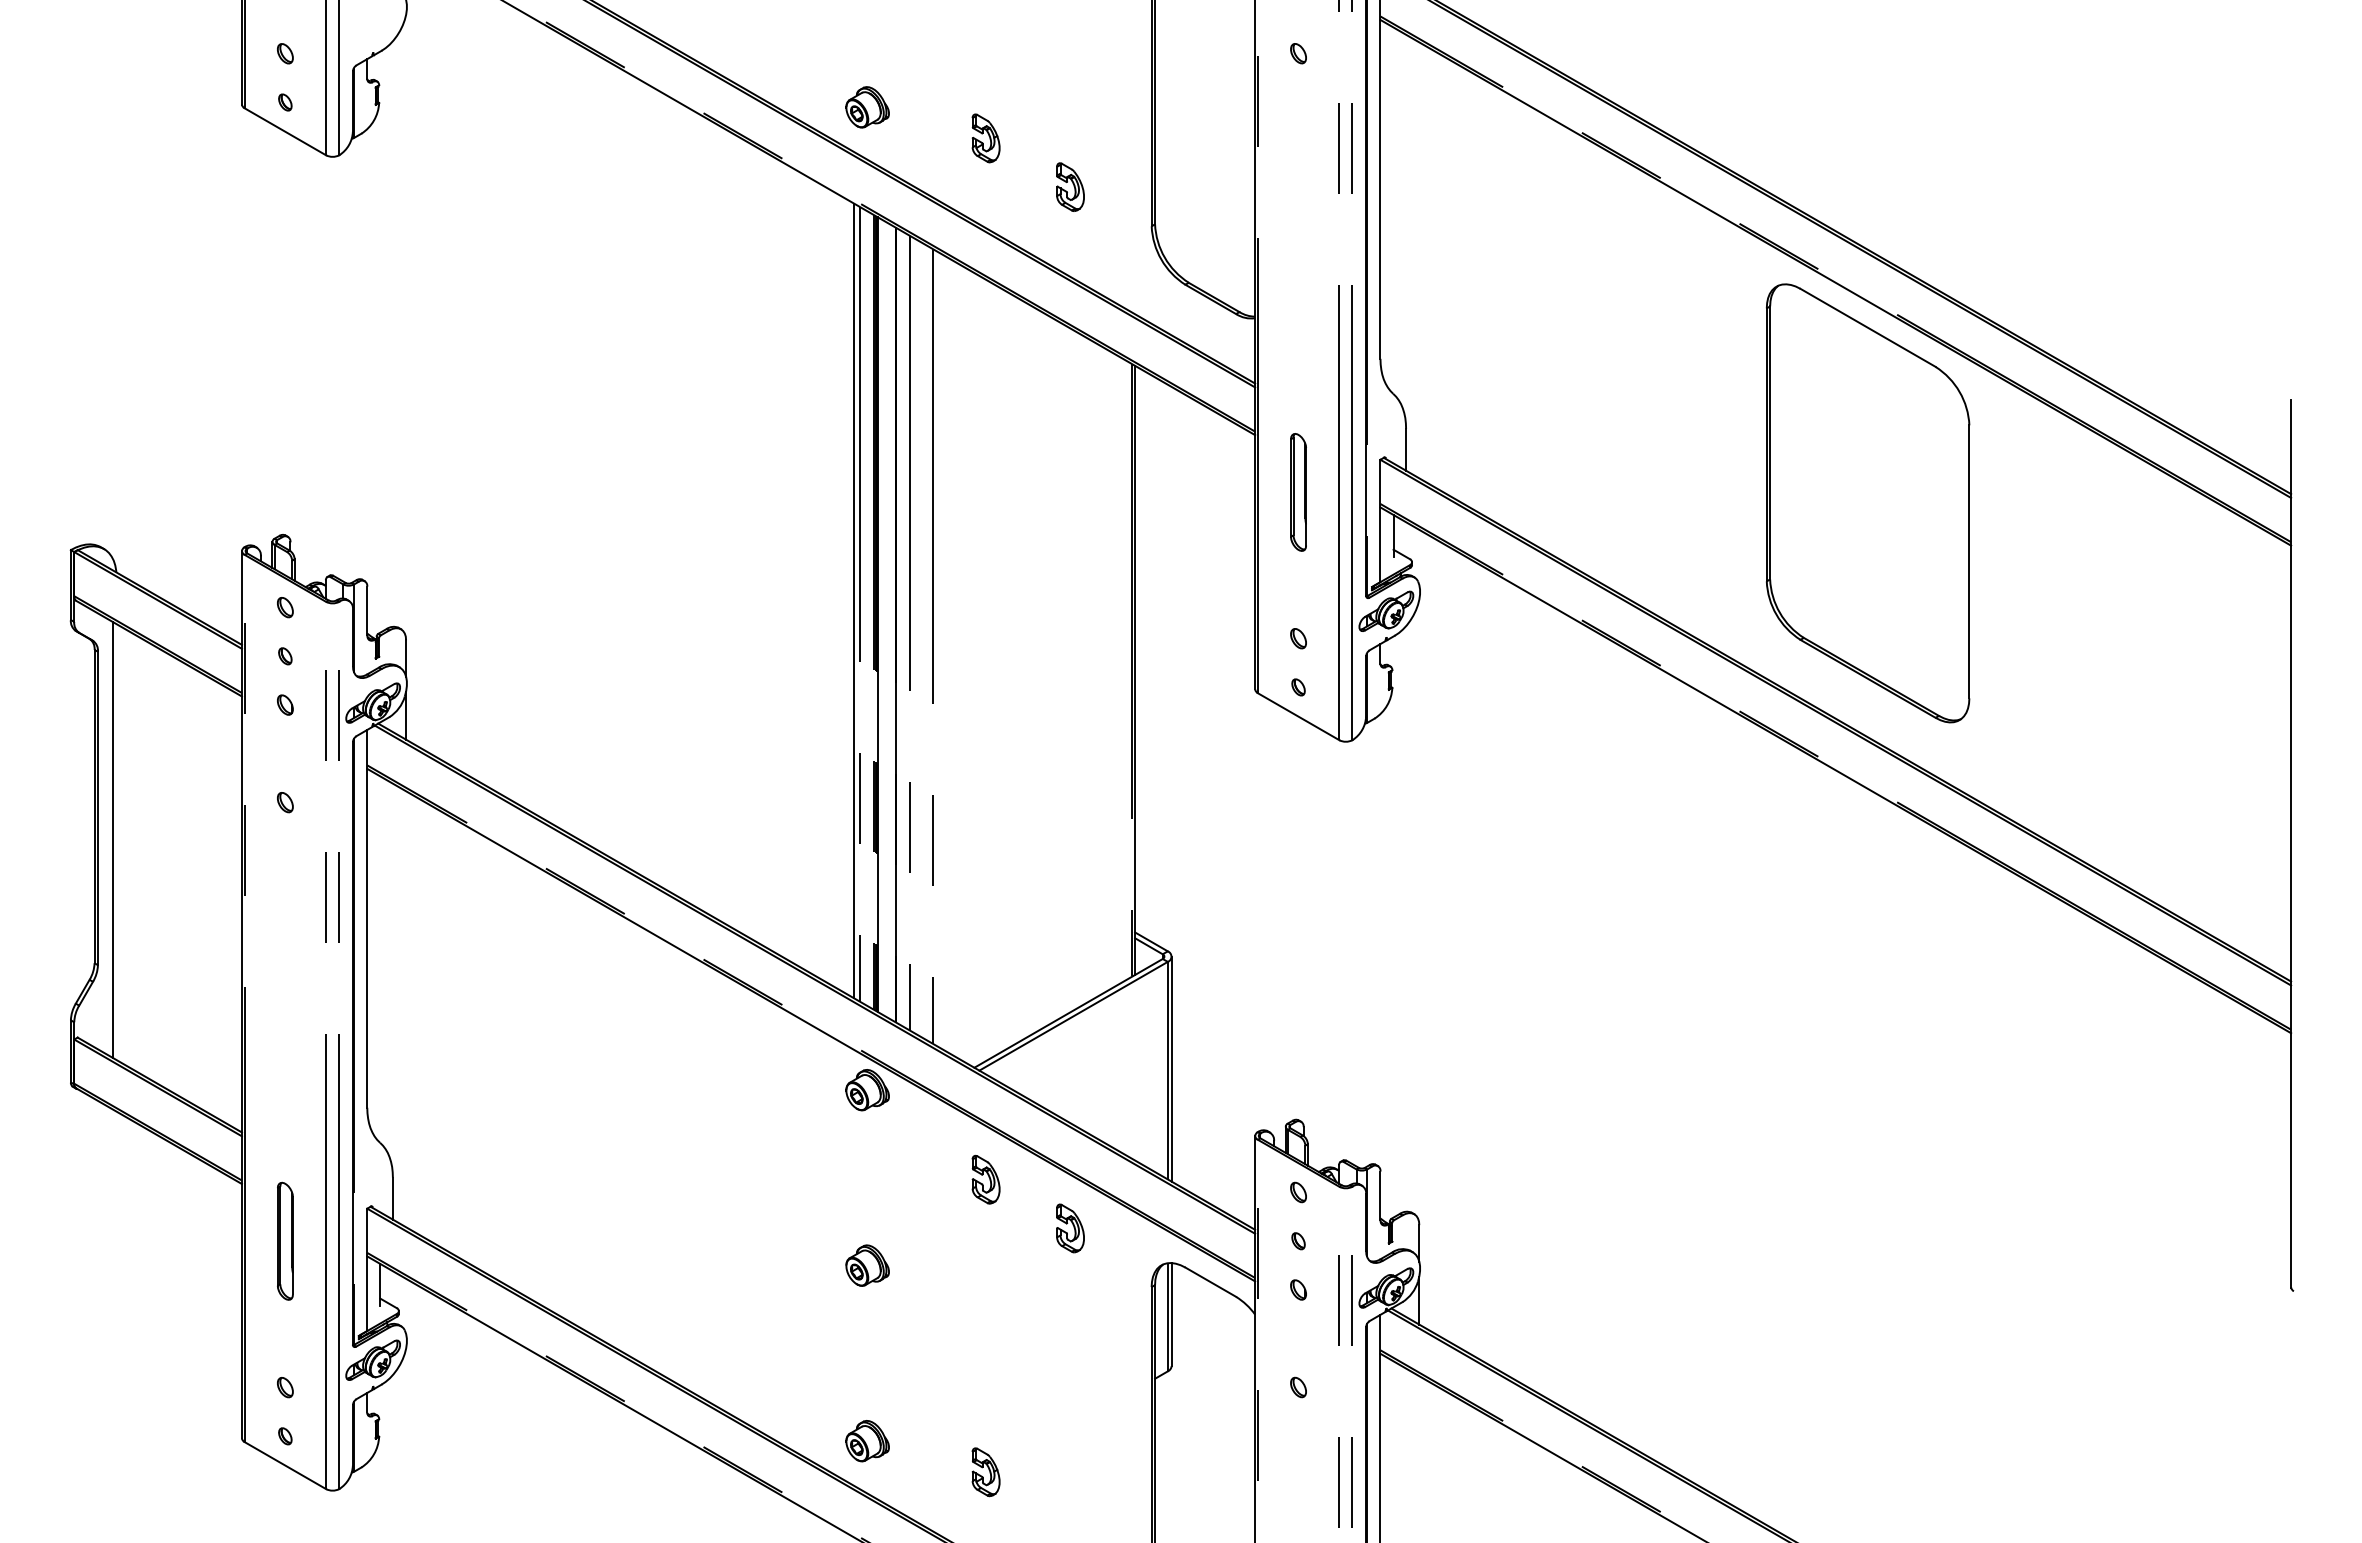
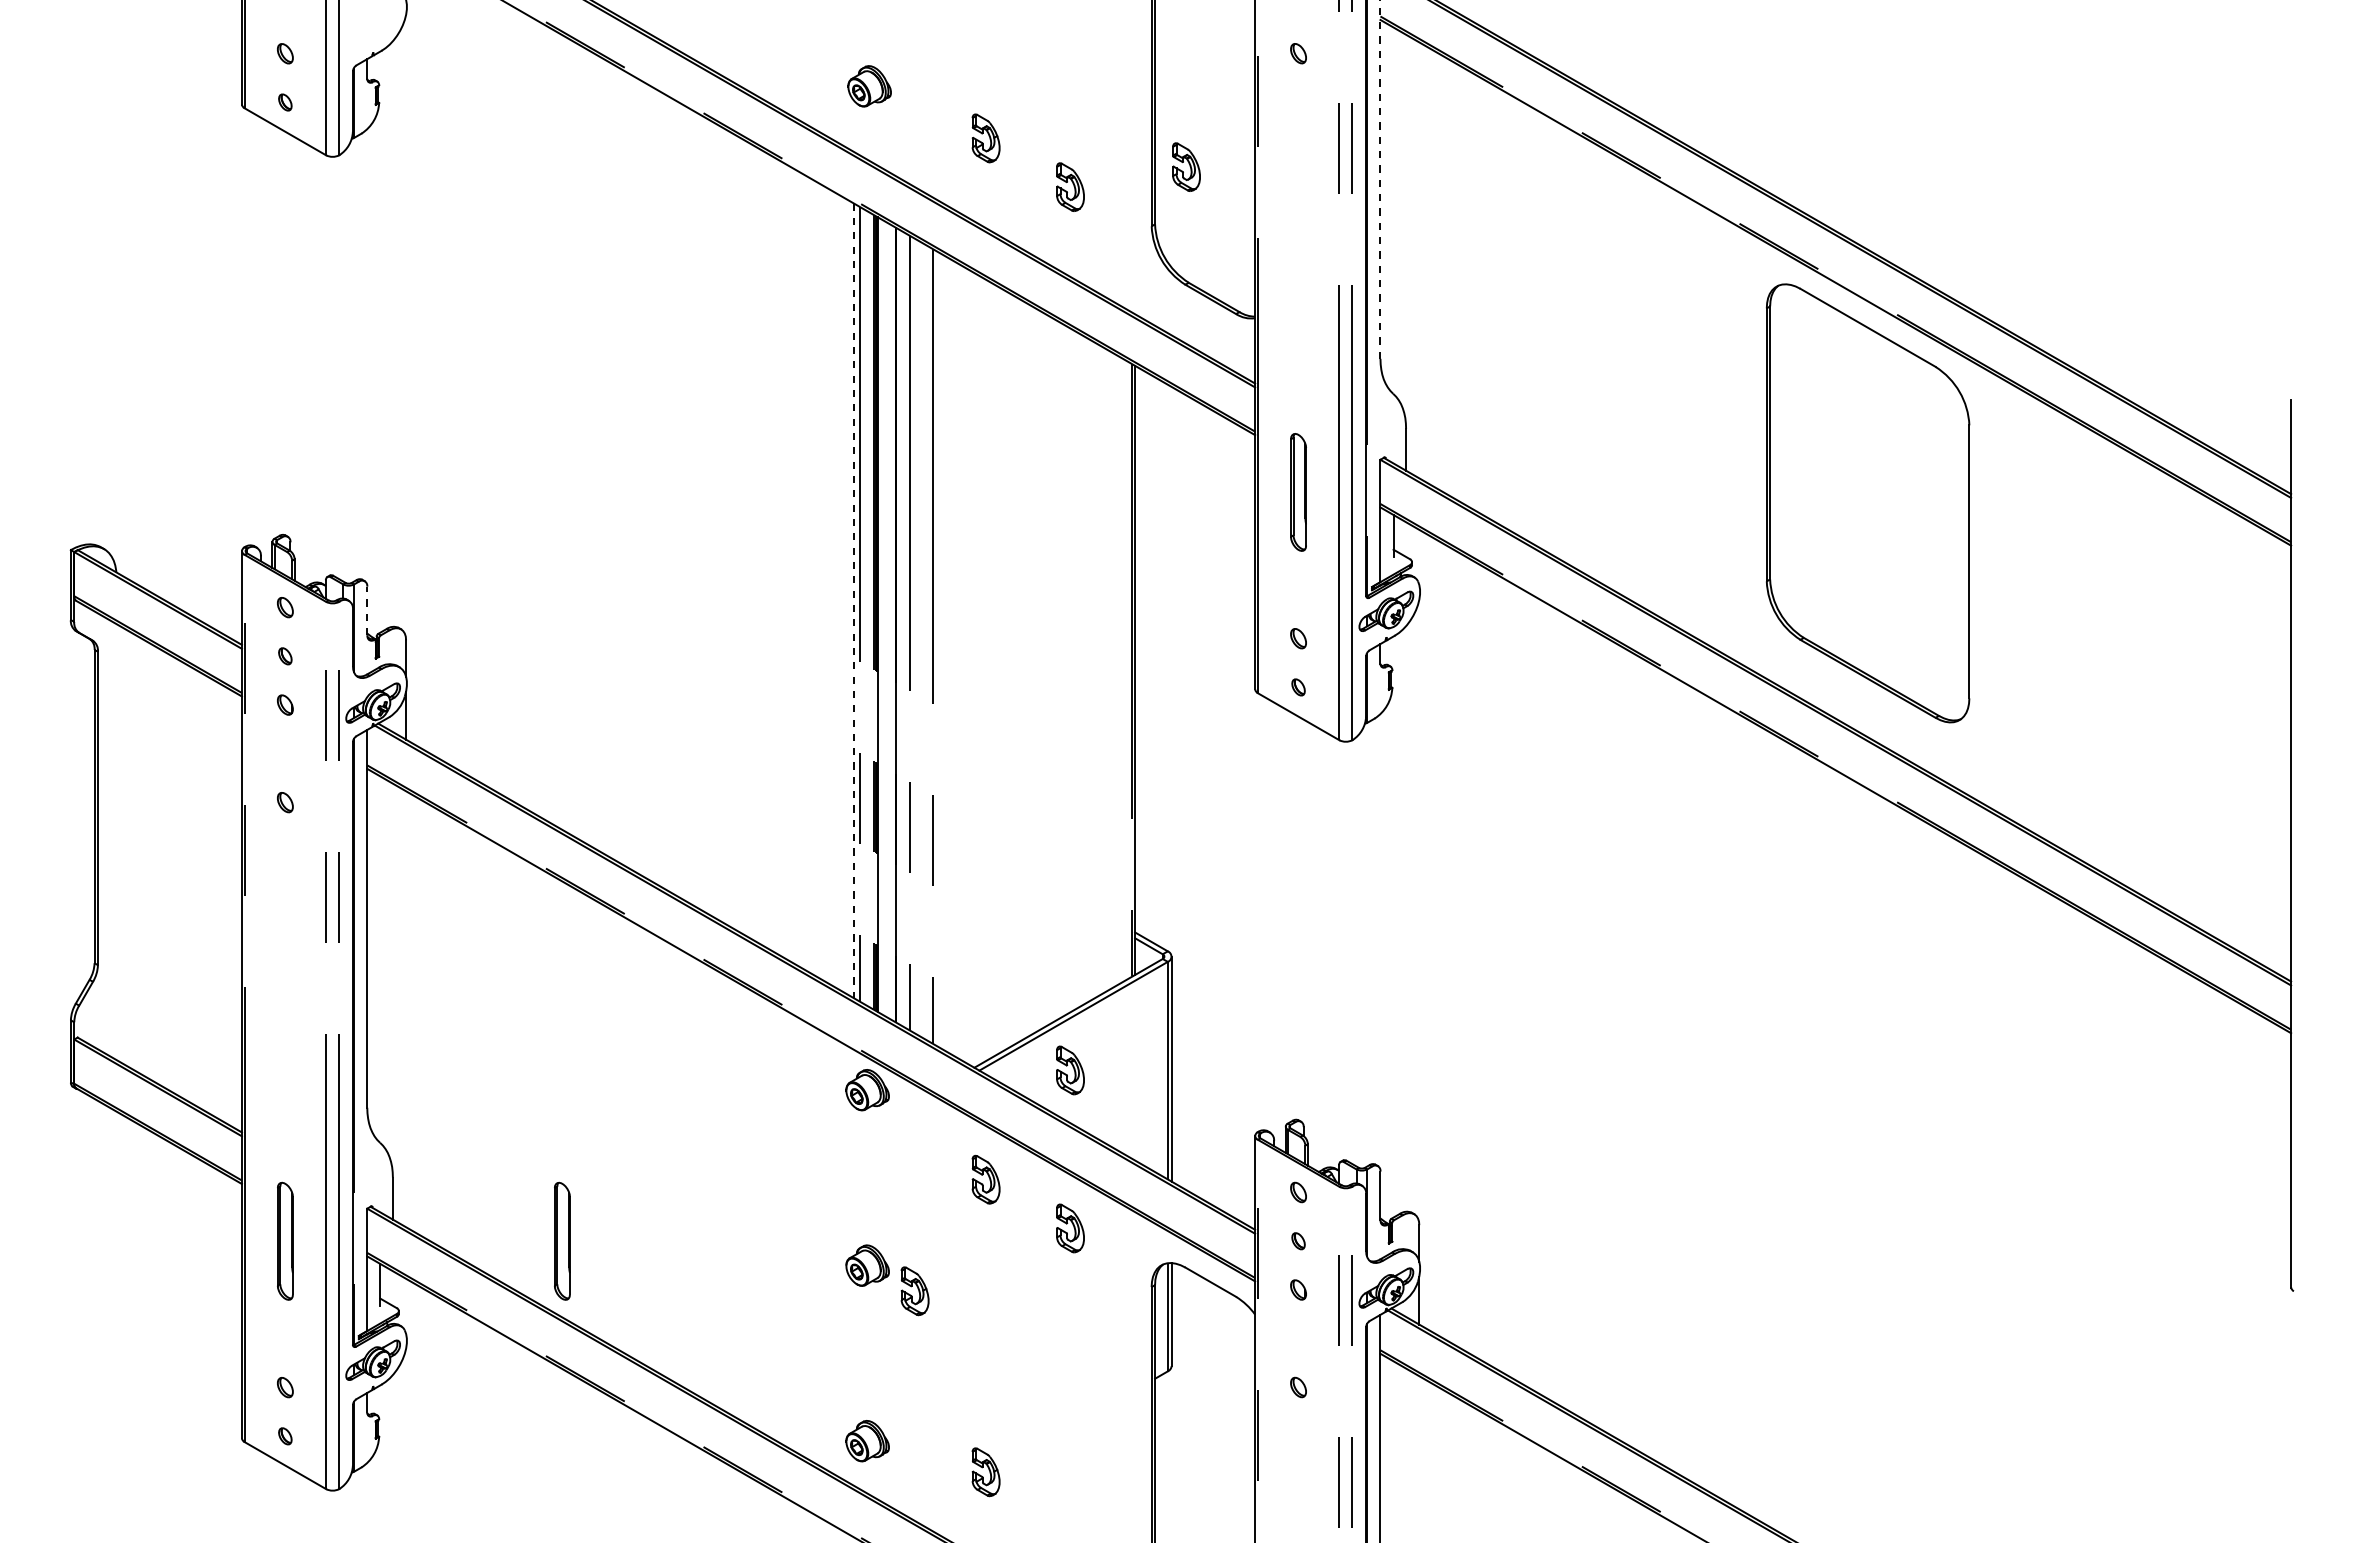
part position: (867, 107) -> (869, 86) (869, 86)
part: none -> present (1186, 166)
line: solid -> dashed (1380, 178)
line: solid -> dashed (854, 601)
line: solid -> dashed (367, 610)
line: present -> none (113, 840)
part: none -> present (1070, 1070)
part: none -> present (562, 1240)
part: none -> present (914, 1291)
